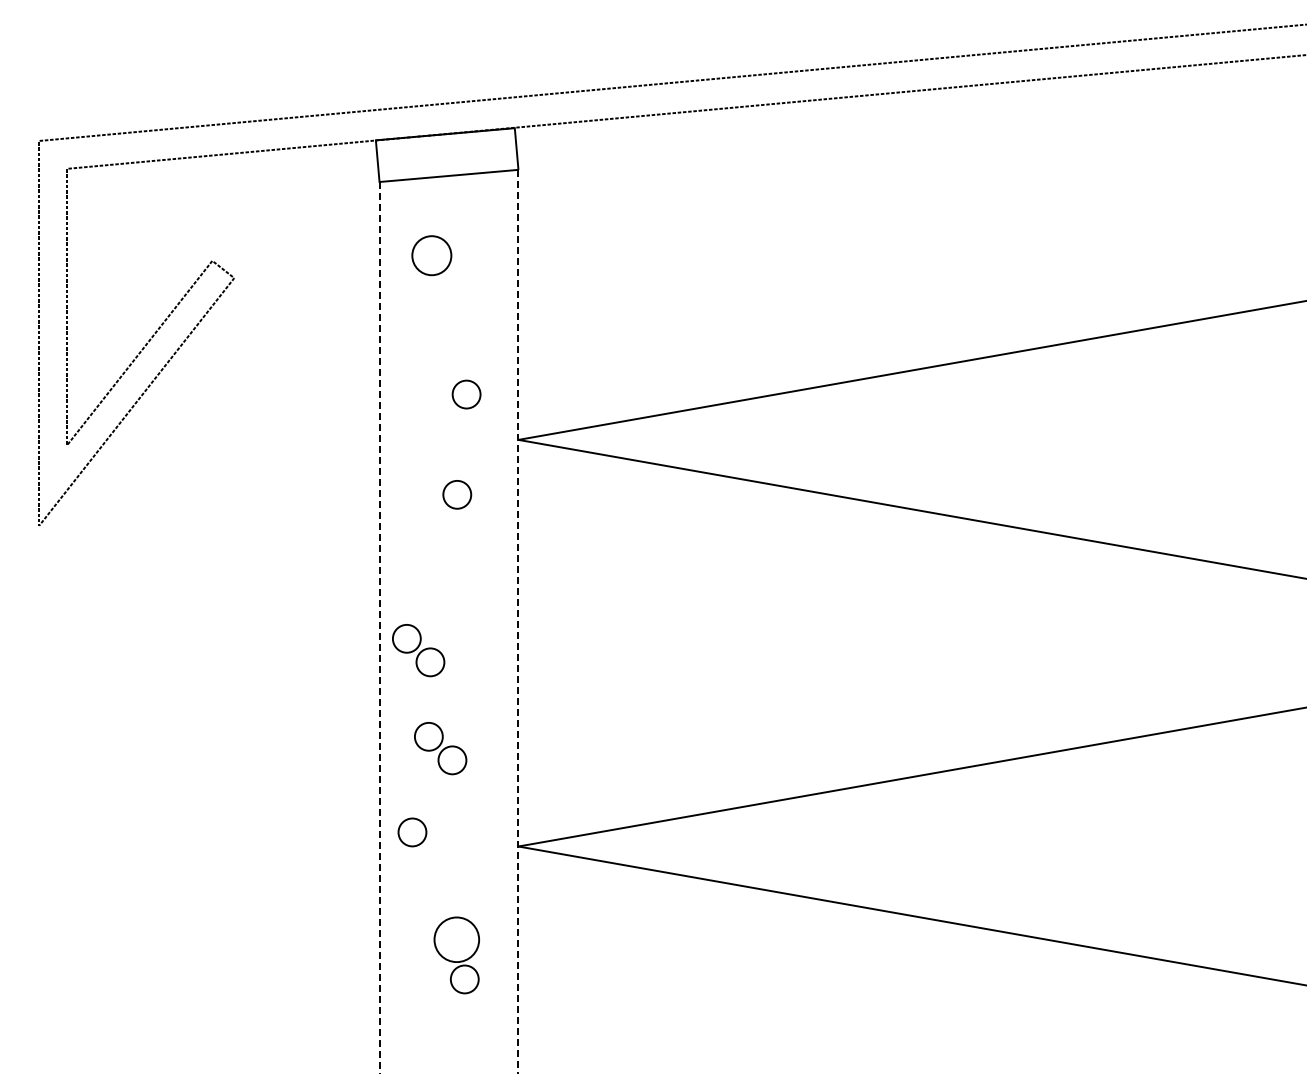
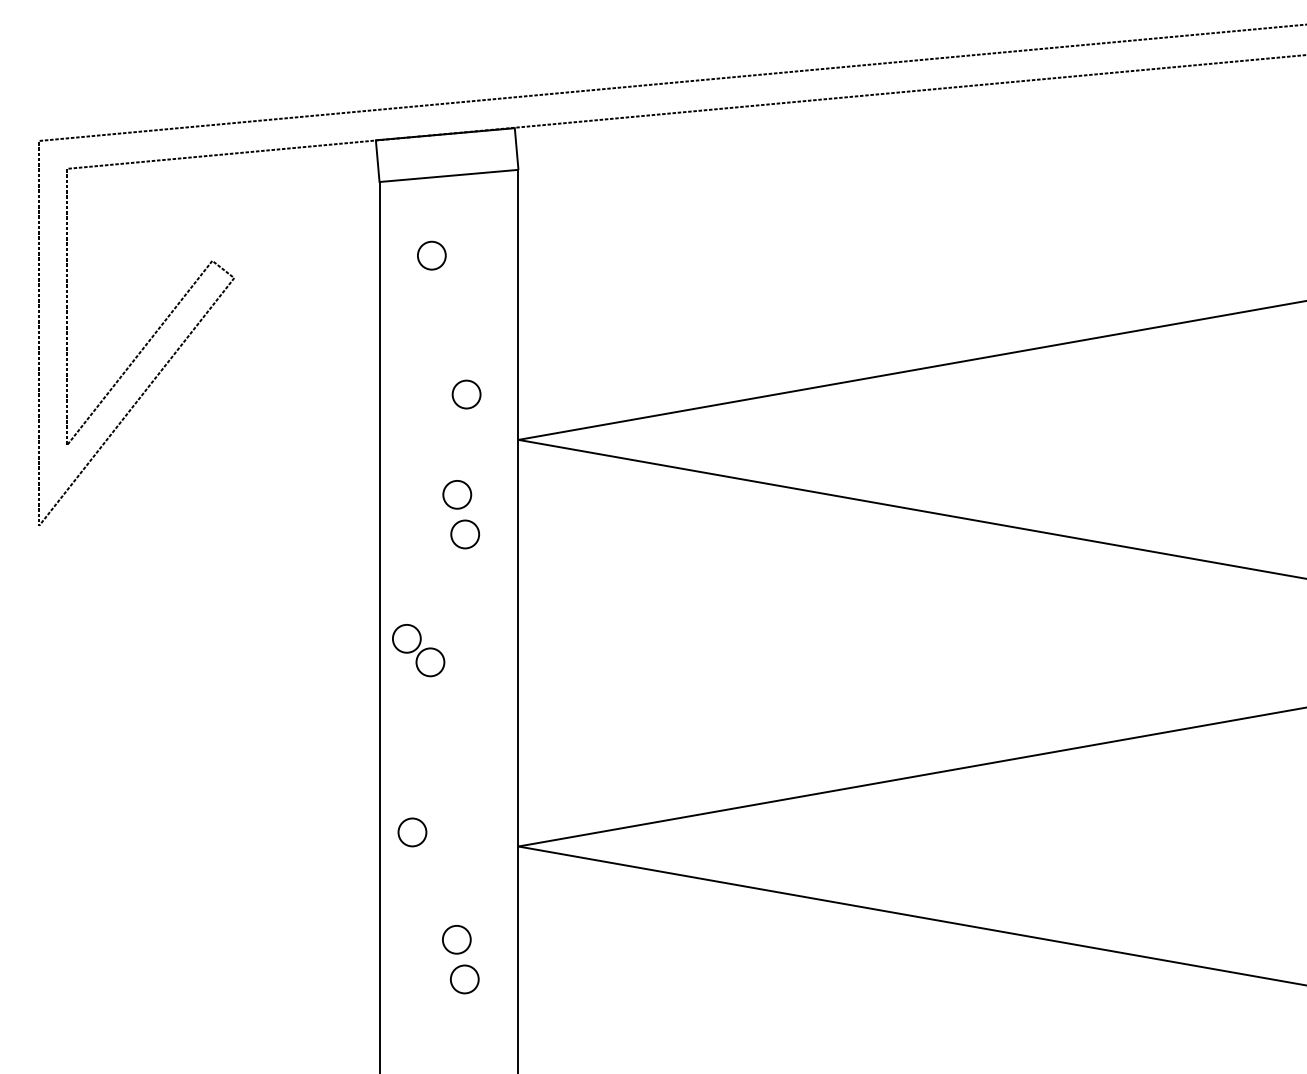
circle diameter: 39 px -> 28 px (431, 255)
circle: none -> present (464, 534)
line: dashed -> solid (518, 621)
line: dashed -> solid (379, 627)
part: present -> none (440, 748)
circle diameter: 45 px -> 28 px (456, 939)
